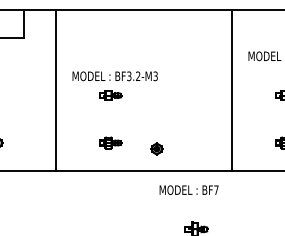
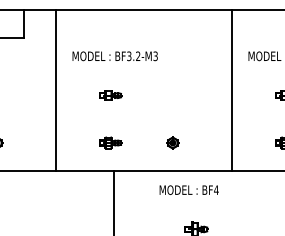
text position: (114, 76) -> (114, 56) (114, 56)
part position: (156, 148) -> (172, 142) (172, 142)
text: BF7 -> BF4 (216, 189)
line: none -> present (114, 201)
